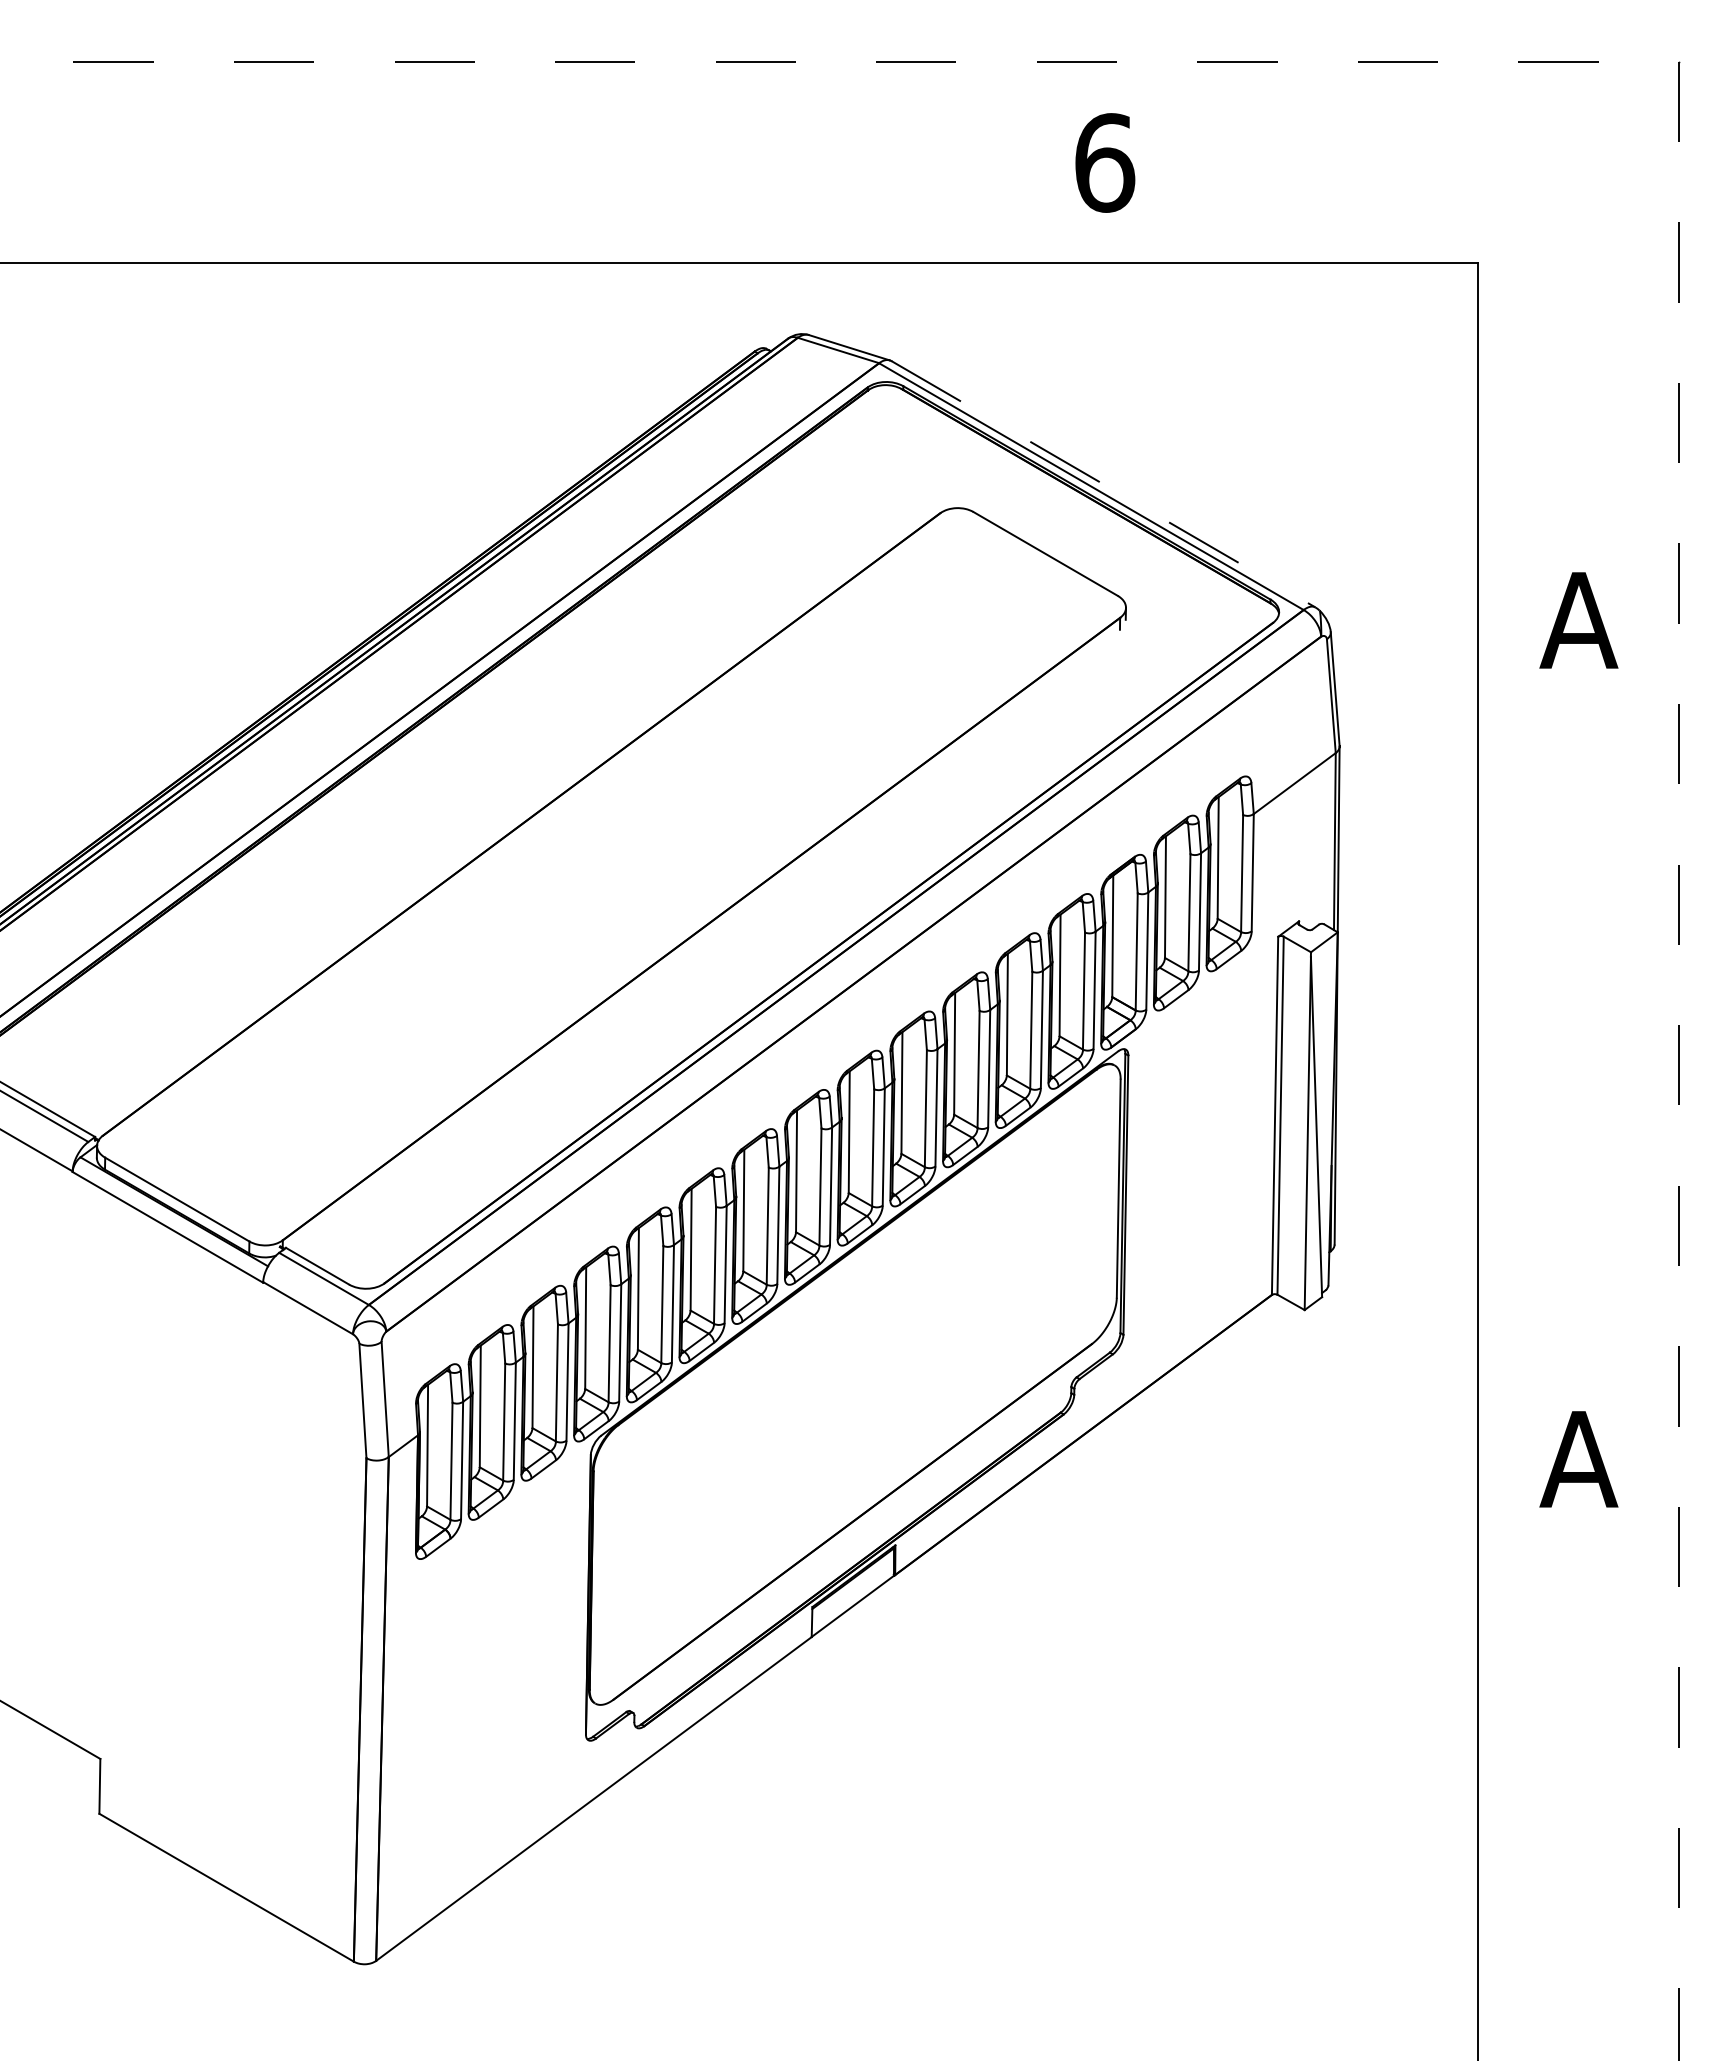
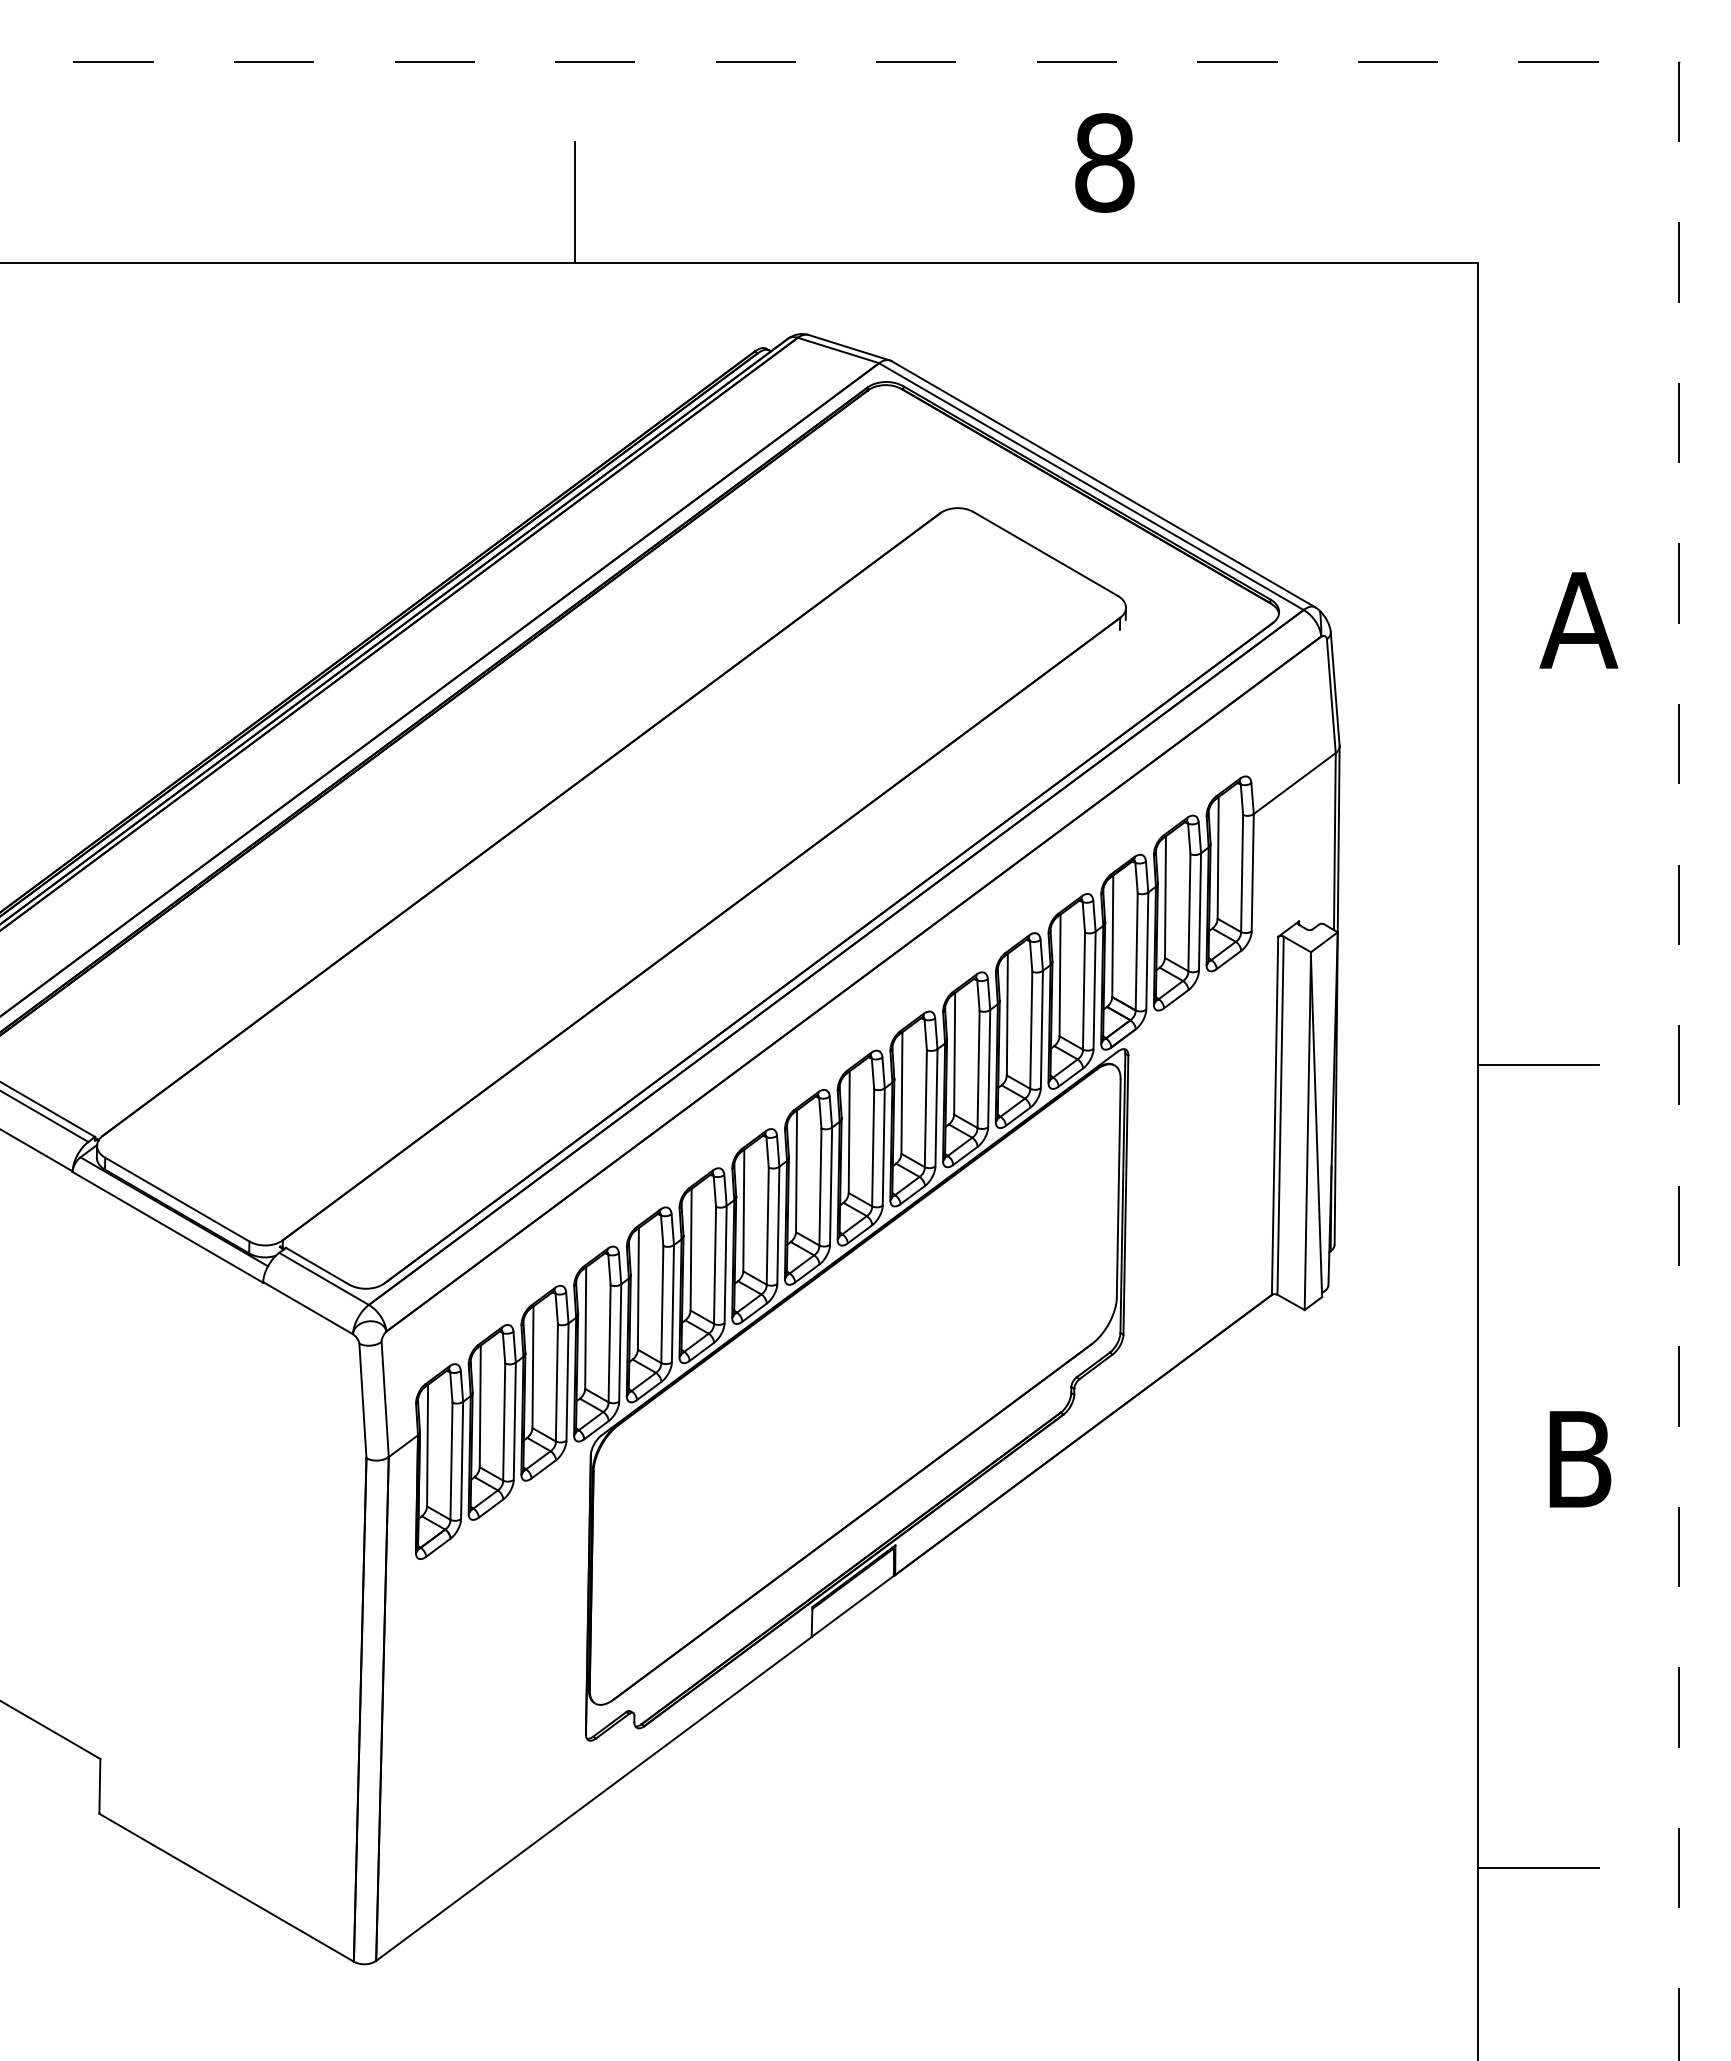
text: 6 -> 8 (1105, 162)
line: none -> present (575, 202)
line: dashed -> solid (1103, 484)
line: none -> present (1538, 1065)
text: A -> B (1578, 1459)
line: none -> present (1538, 1868)
